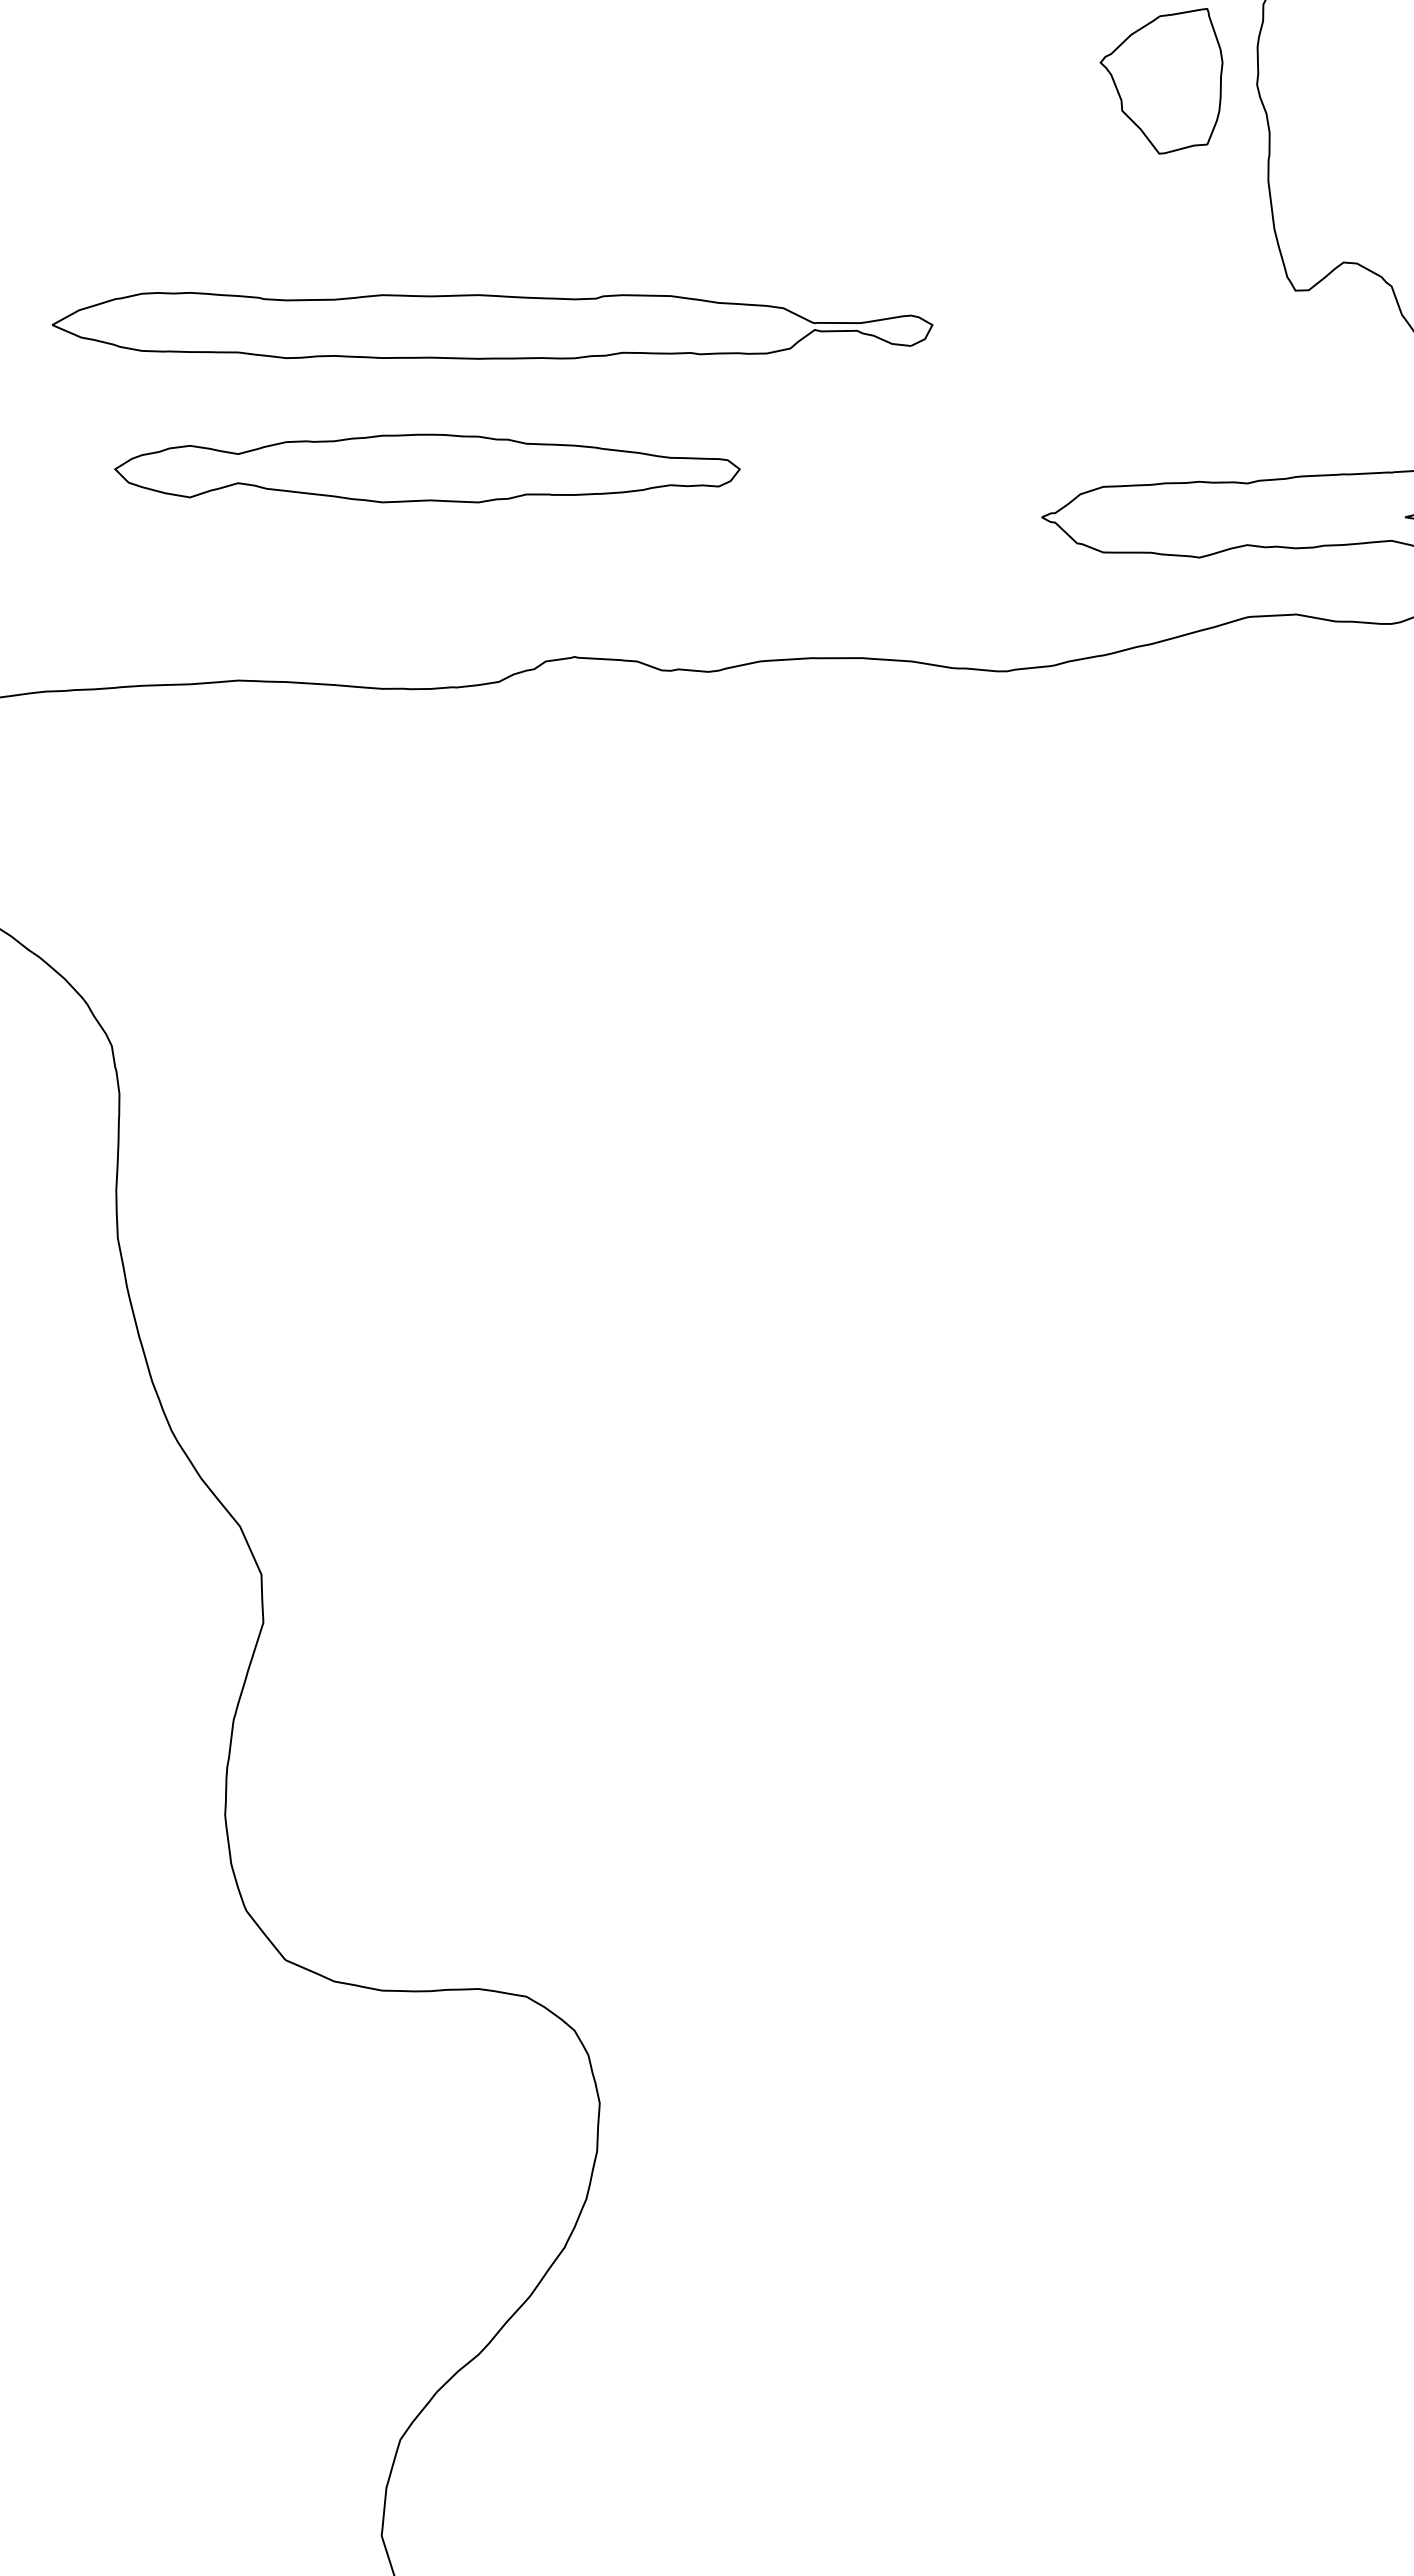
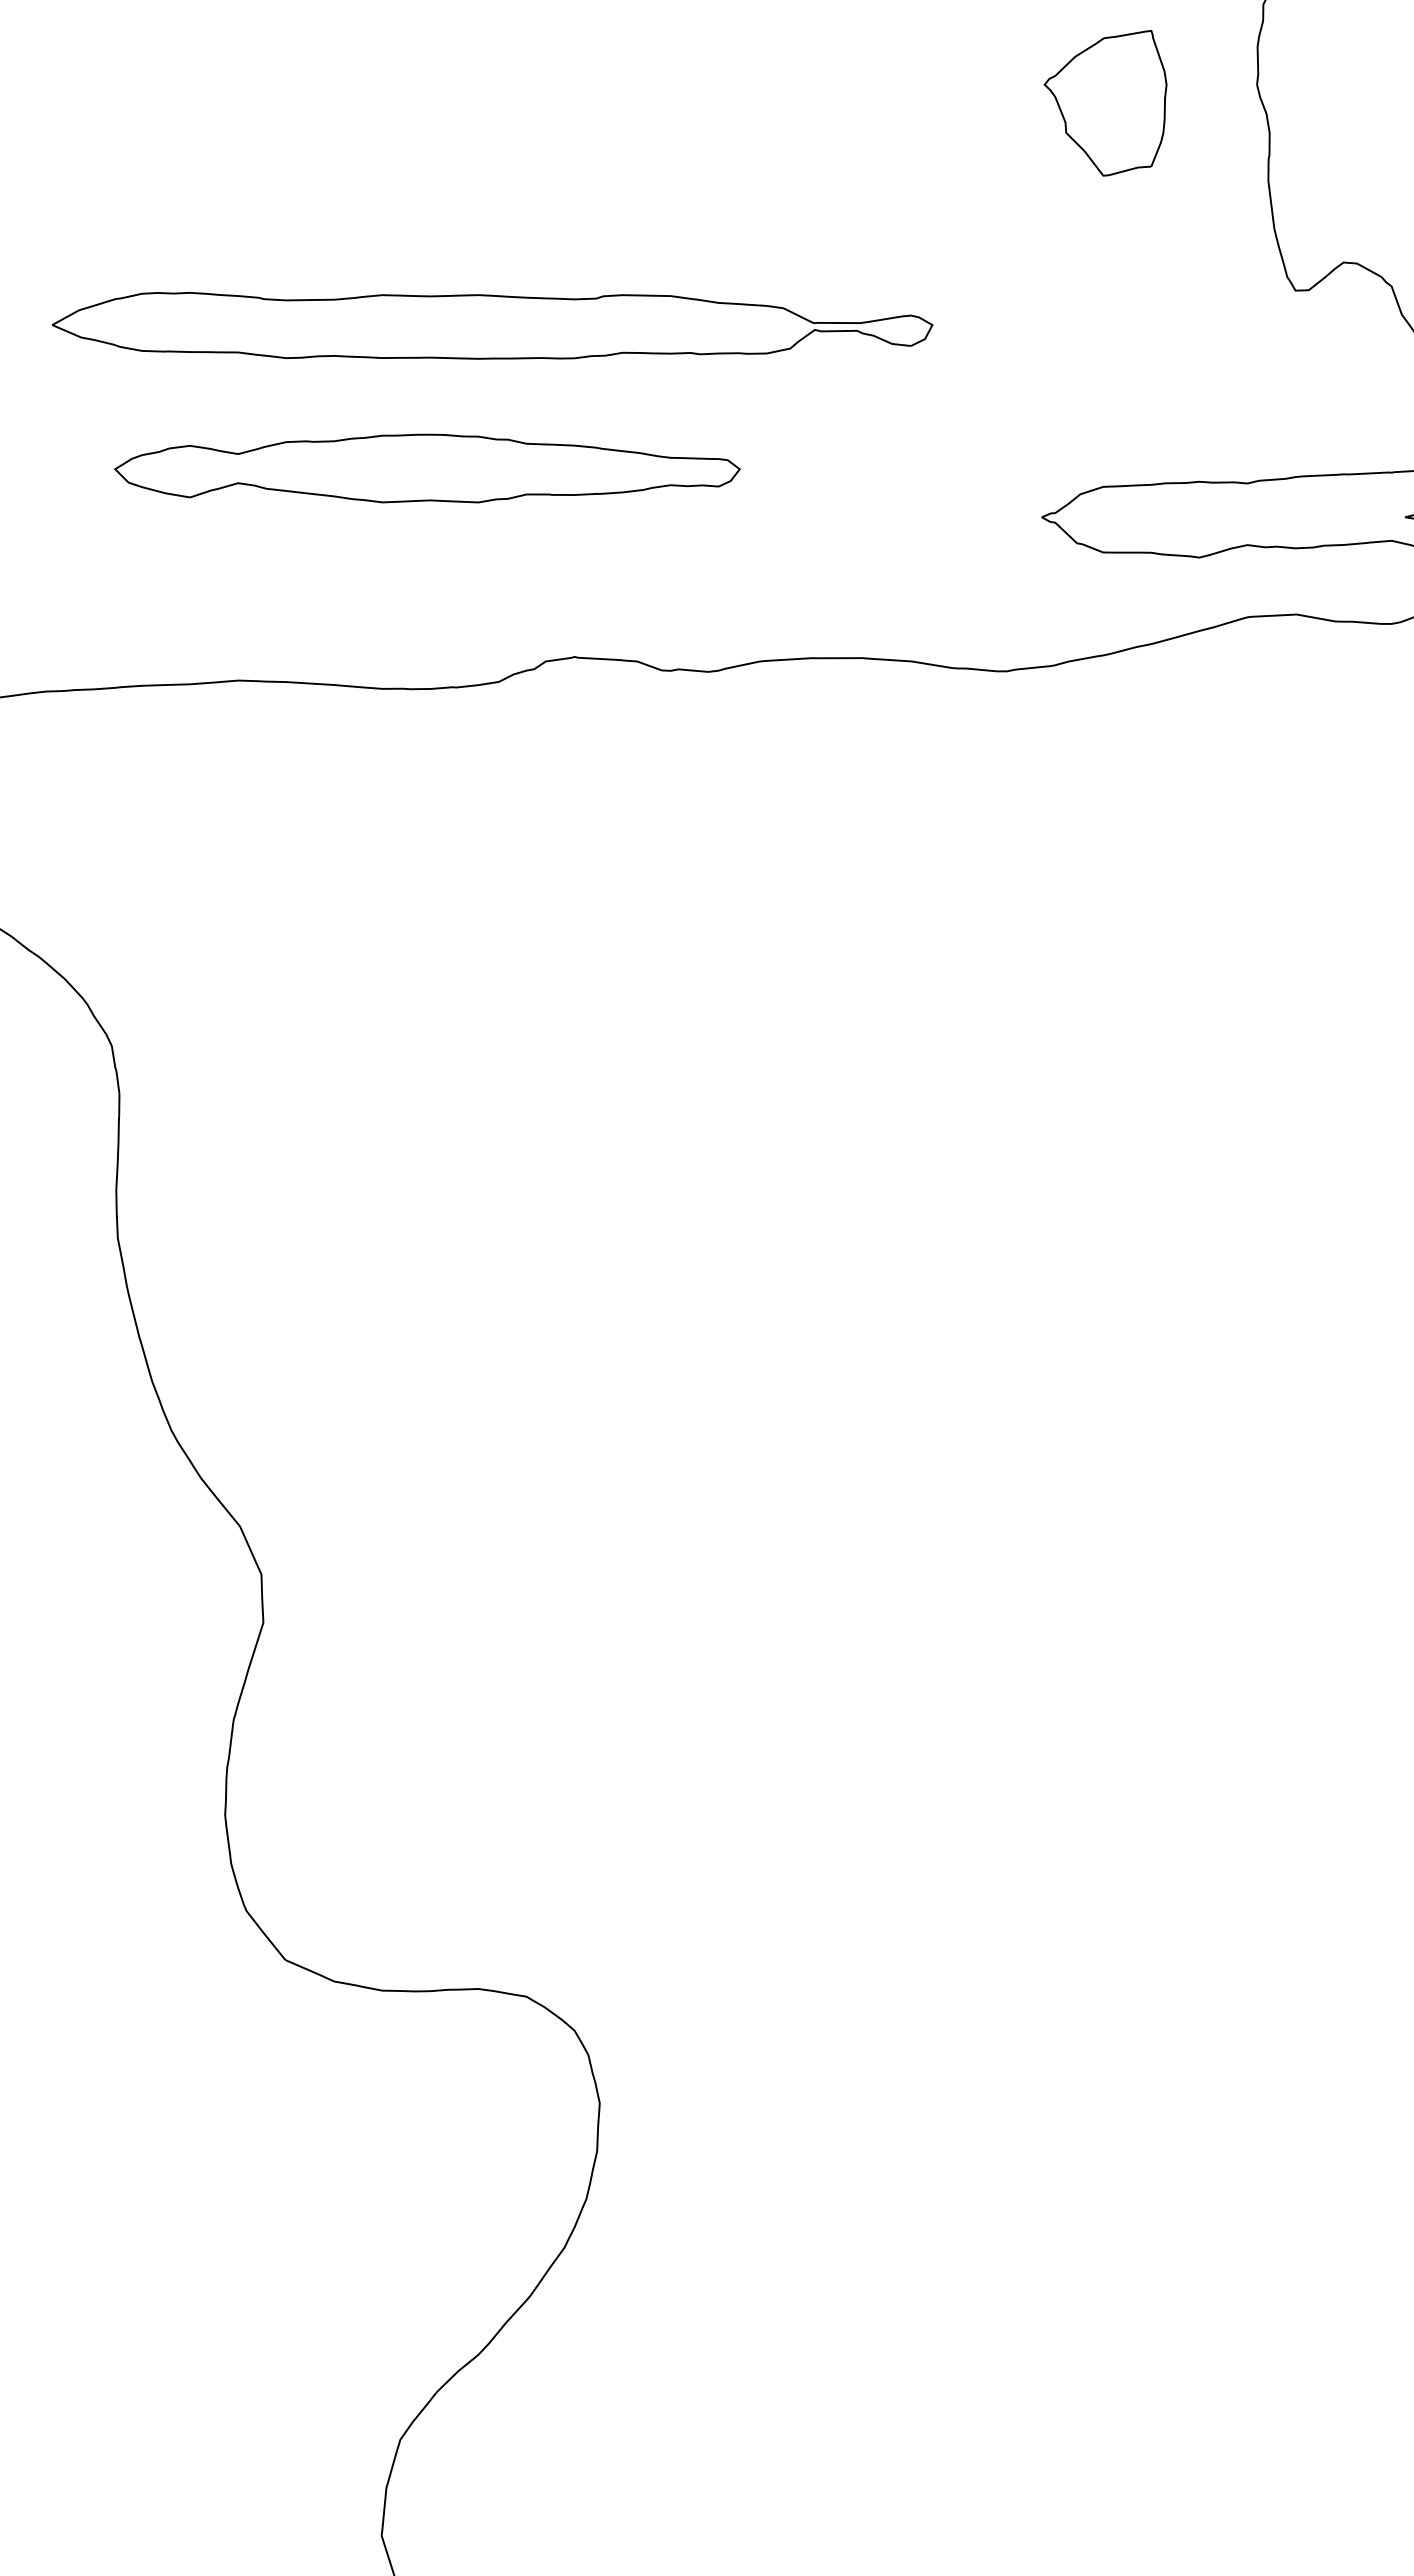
part position: (1161, 81) -> (1105, 103) (1105, 103)
